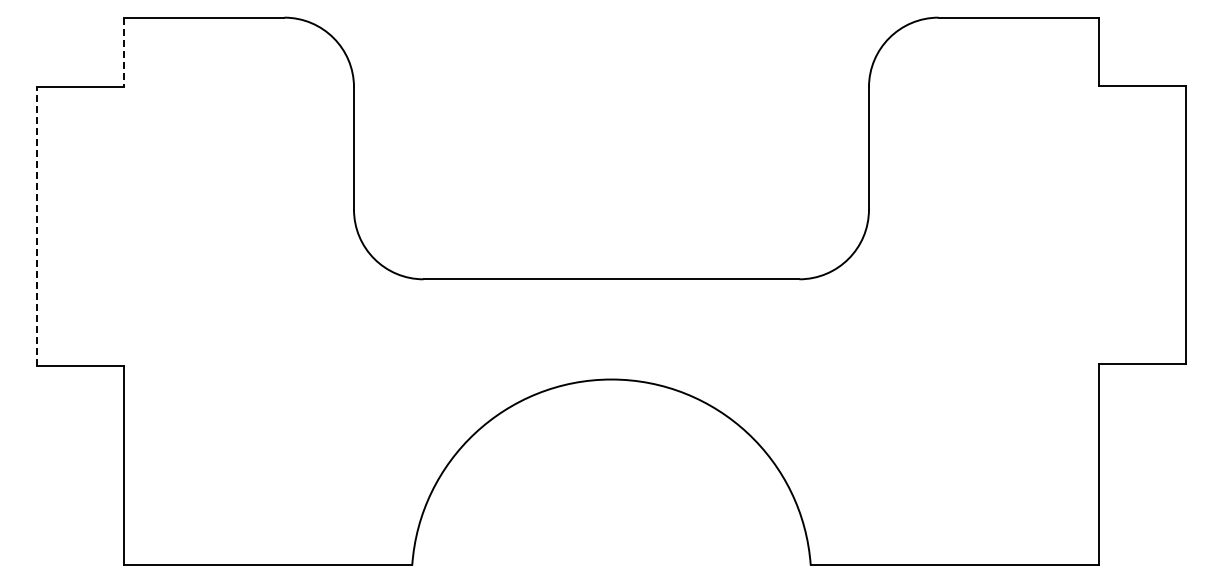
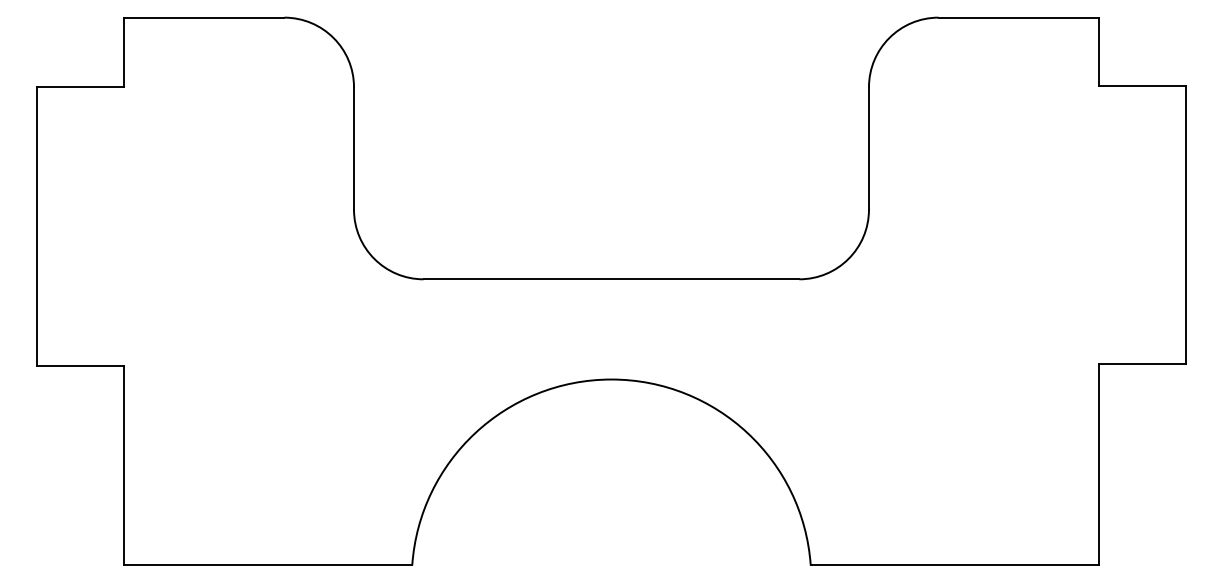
line: dashed -> solid (124, 52)
line: dashed -> solid (36, 225)
